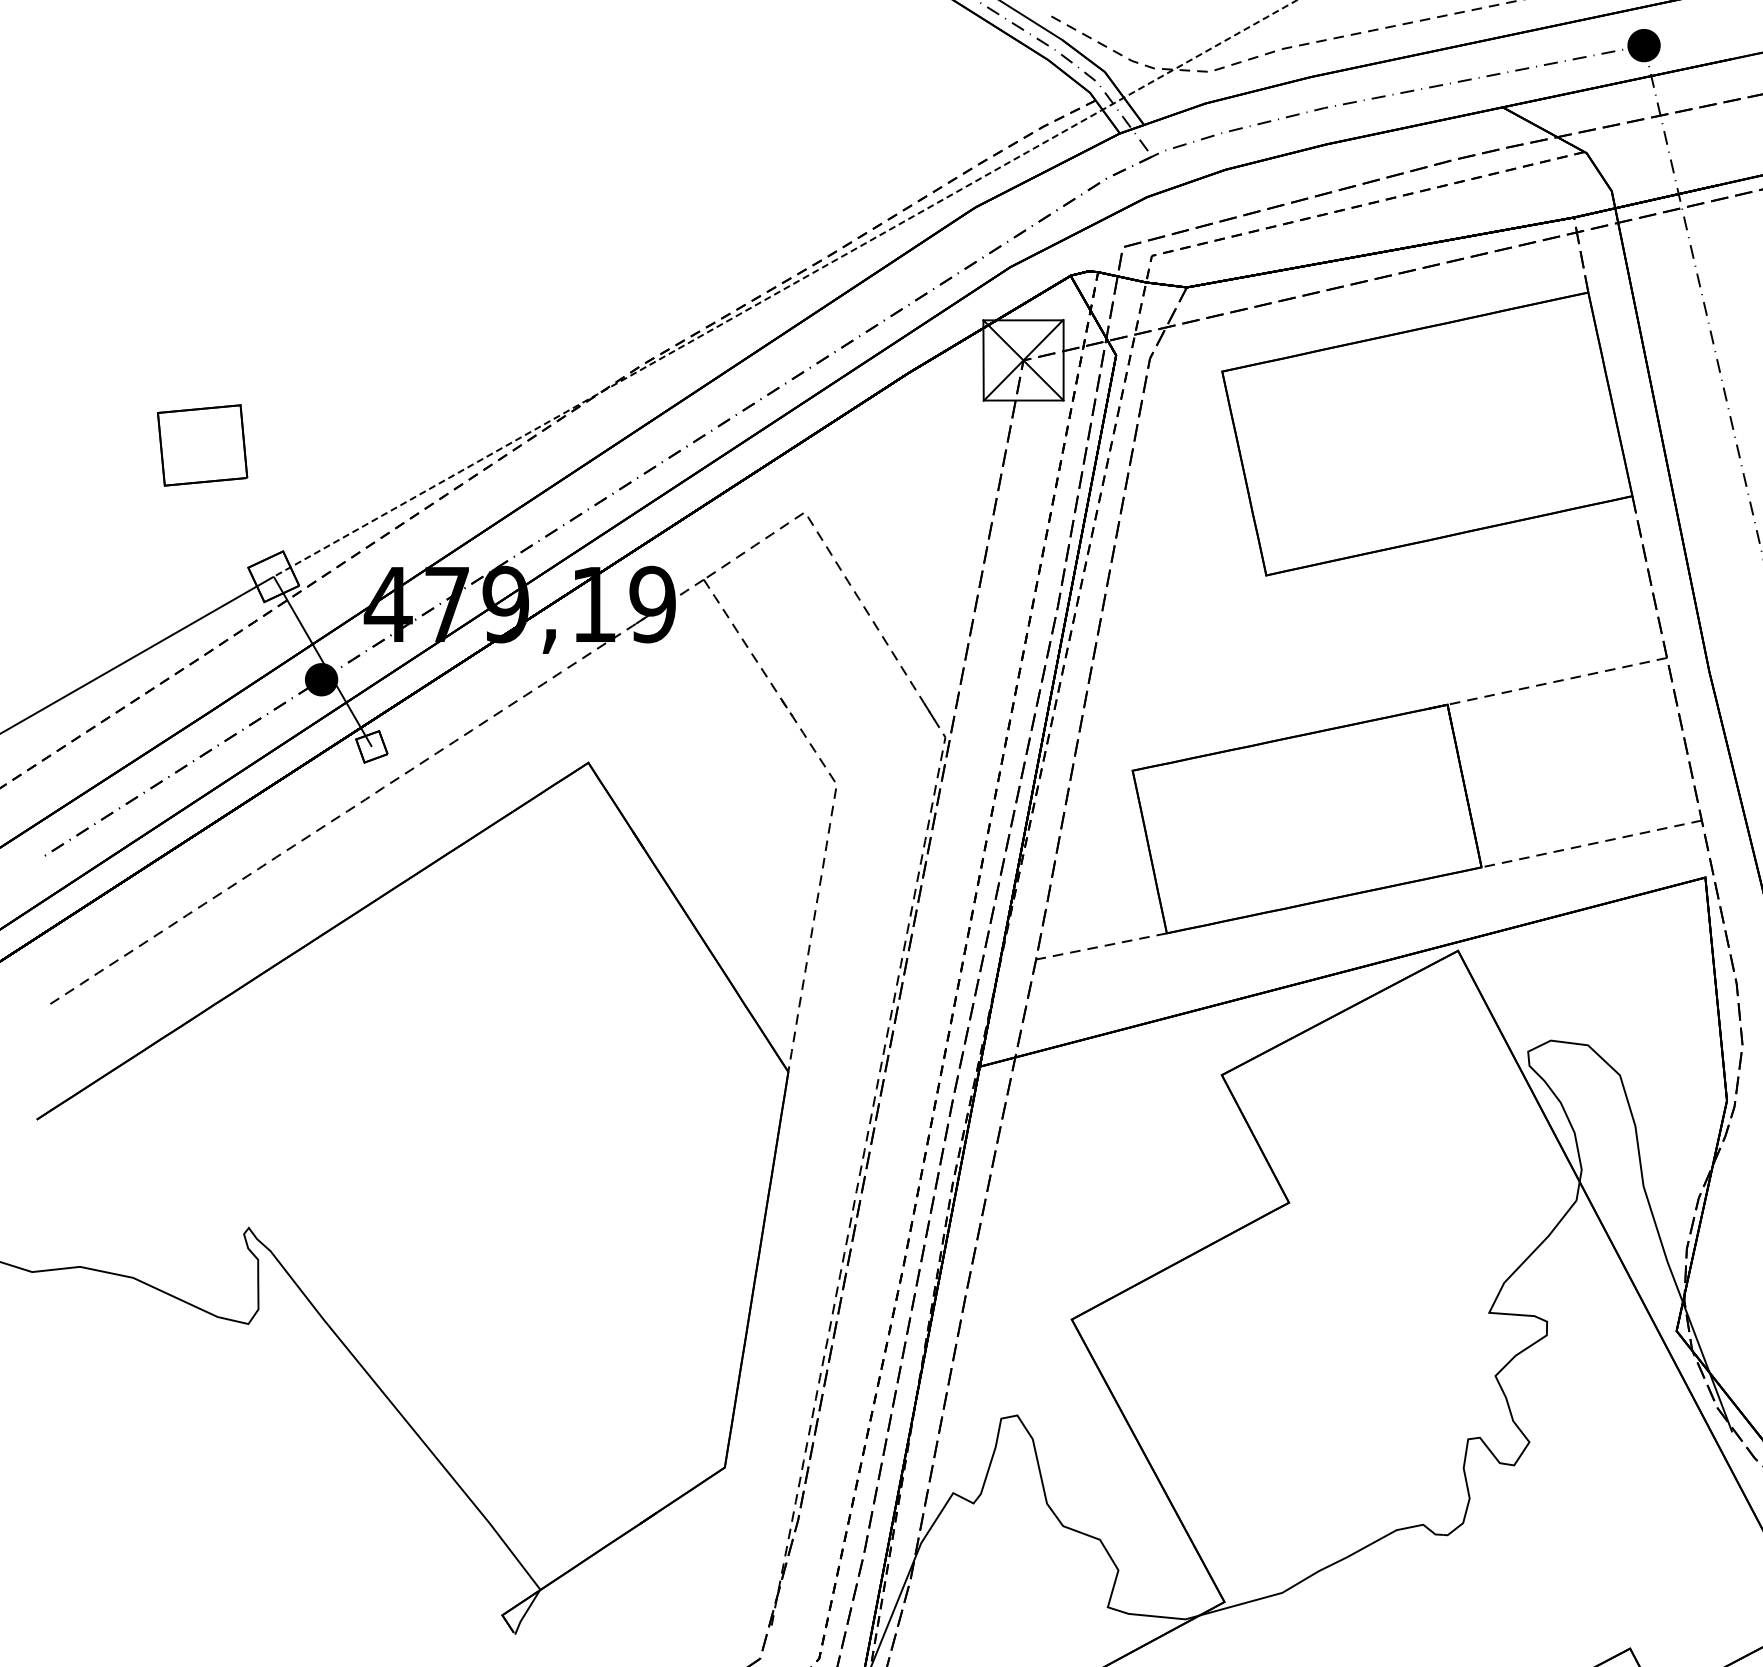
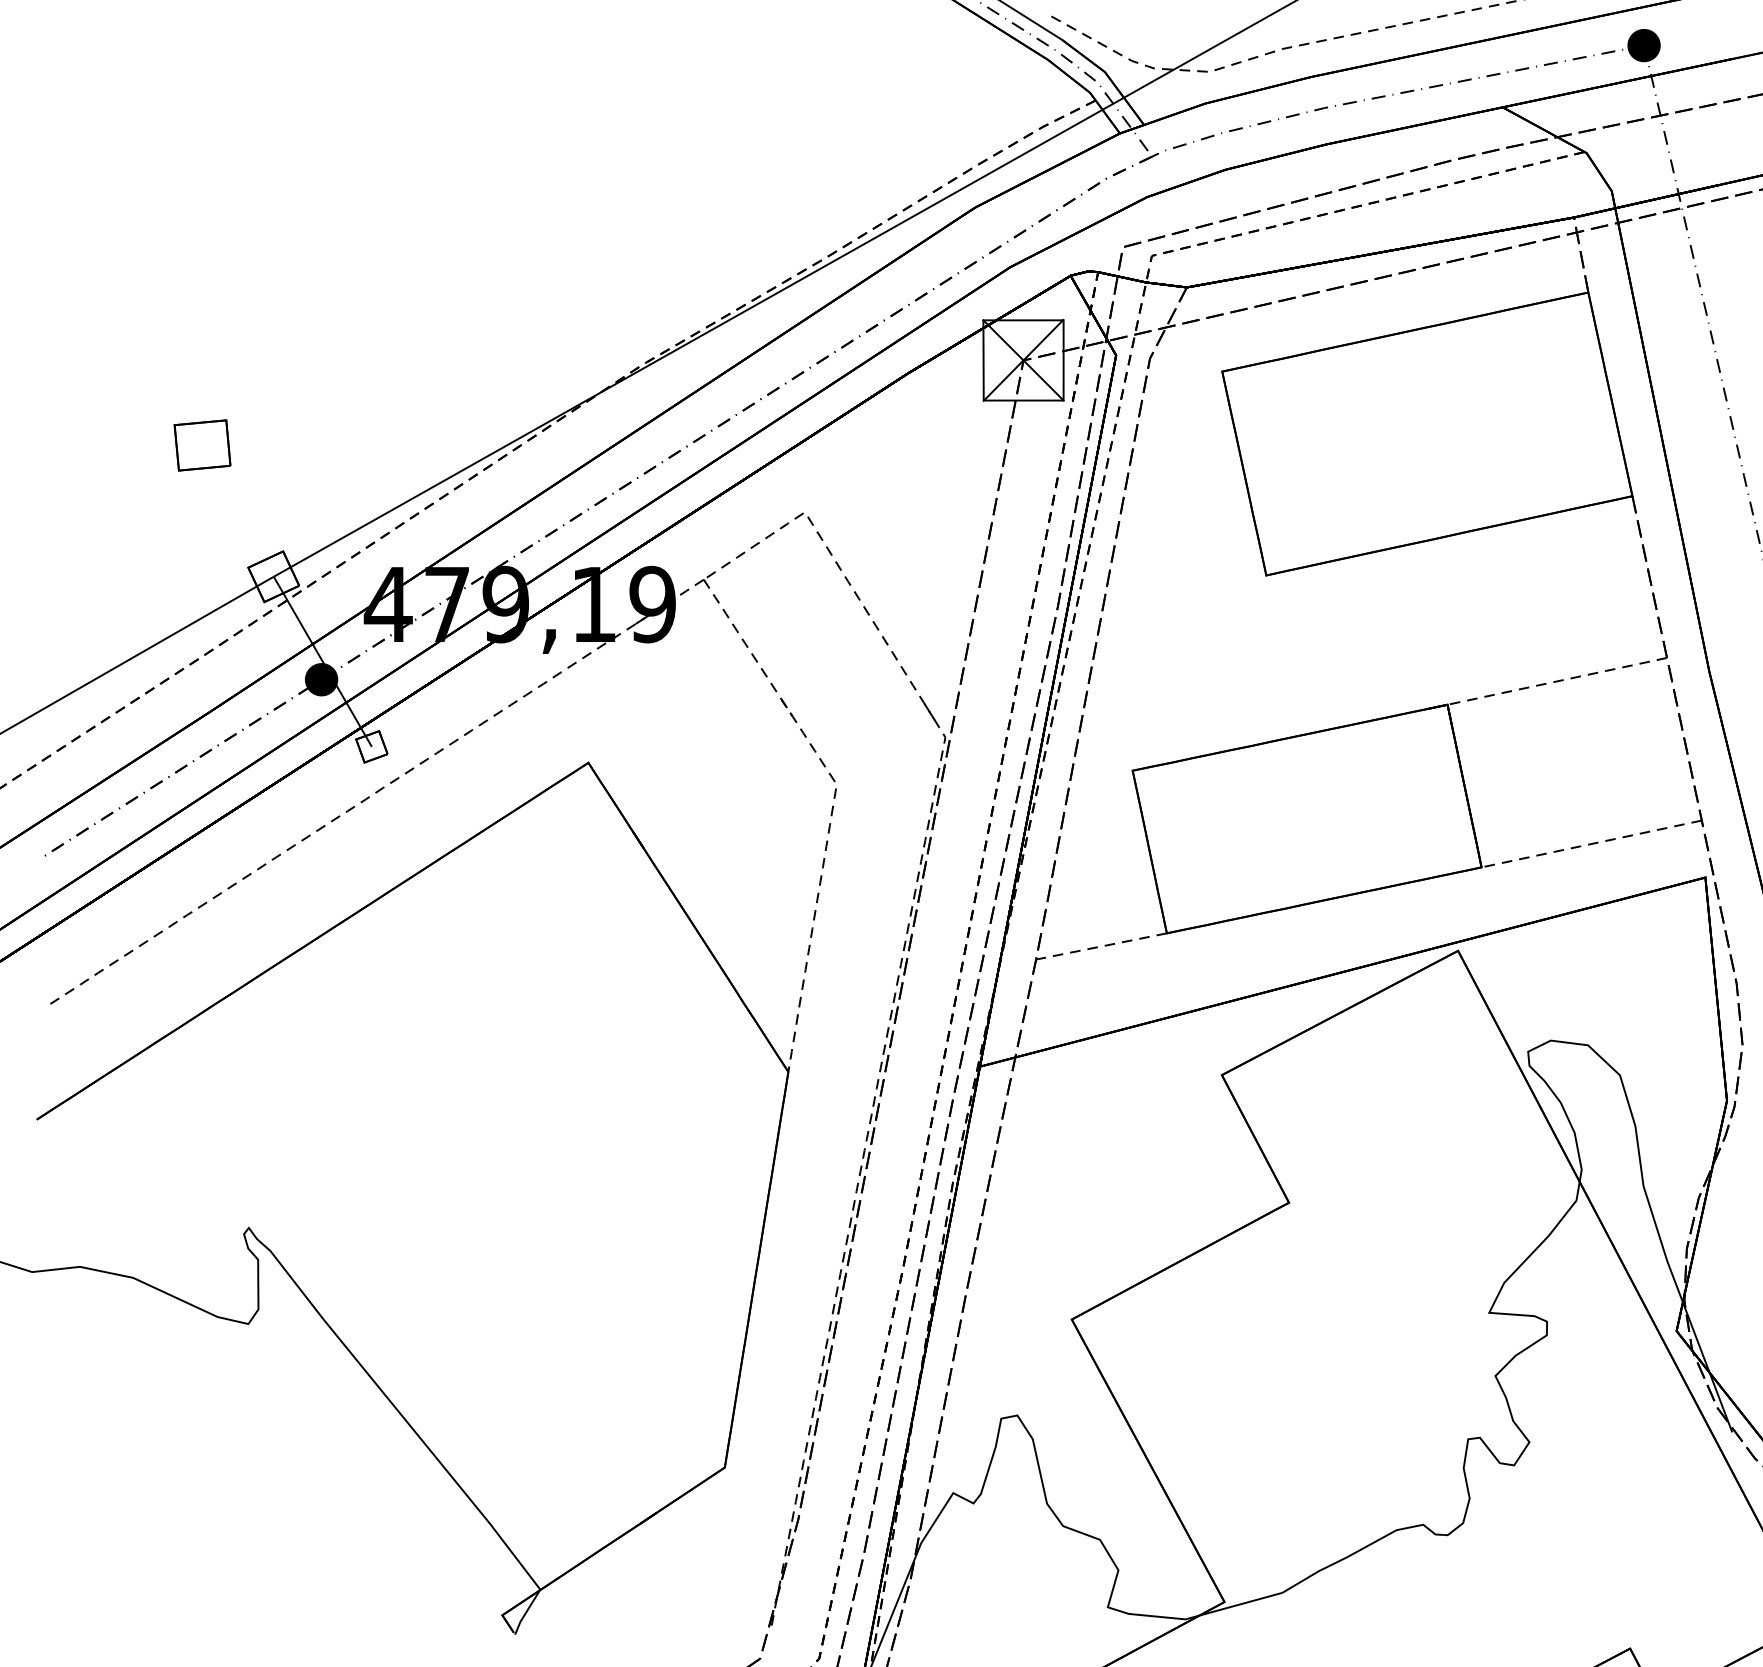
line: dashed -> solid (785, 288)
part size: 92x83 px -> 59x53 px (202, 445)
